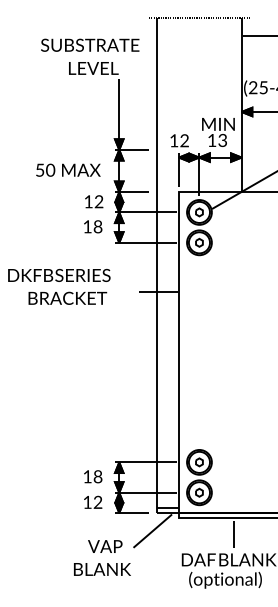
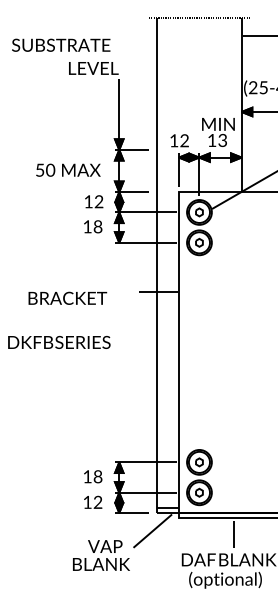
text position: (90, 44) -> (61, 44) (61, 44)
text position: (59, 275) -> (59, 342) (59, 342)
text position: (102, 569) -> (101, 564) (101, 564)
